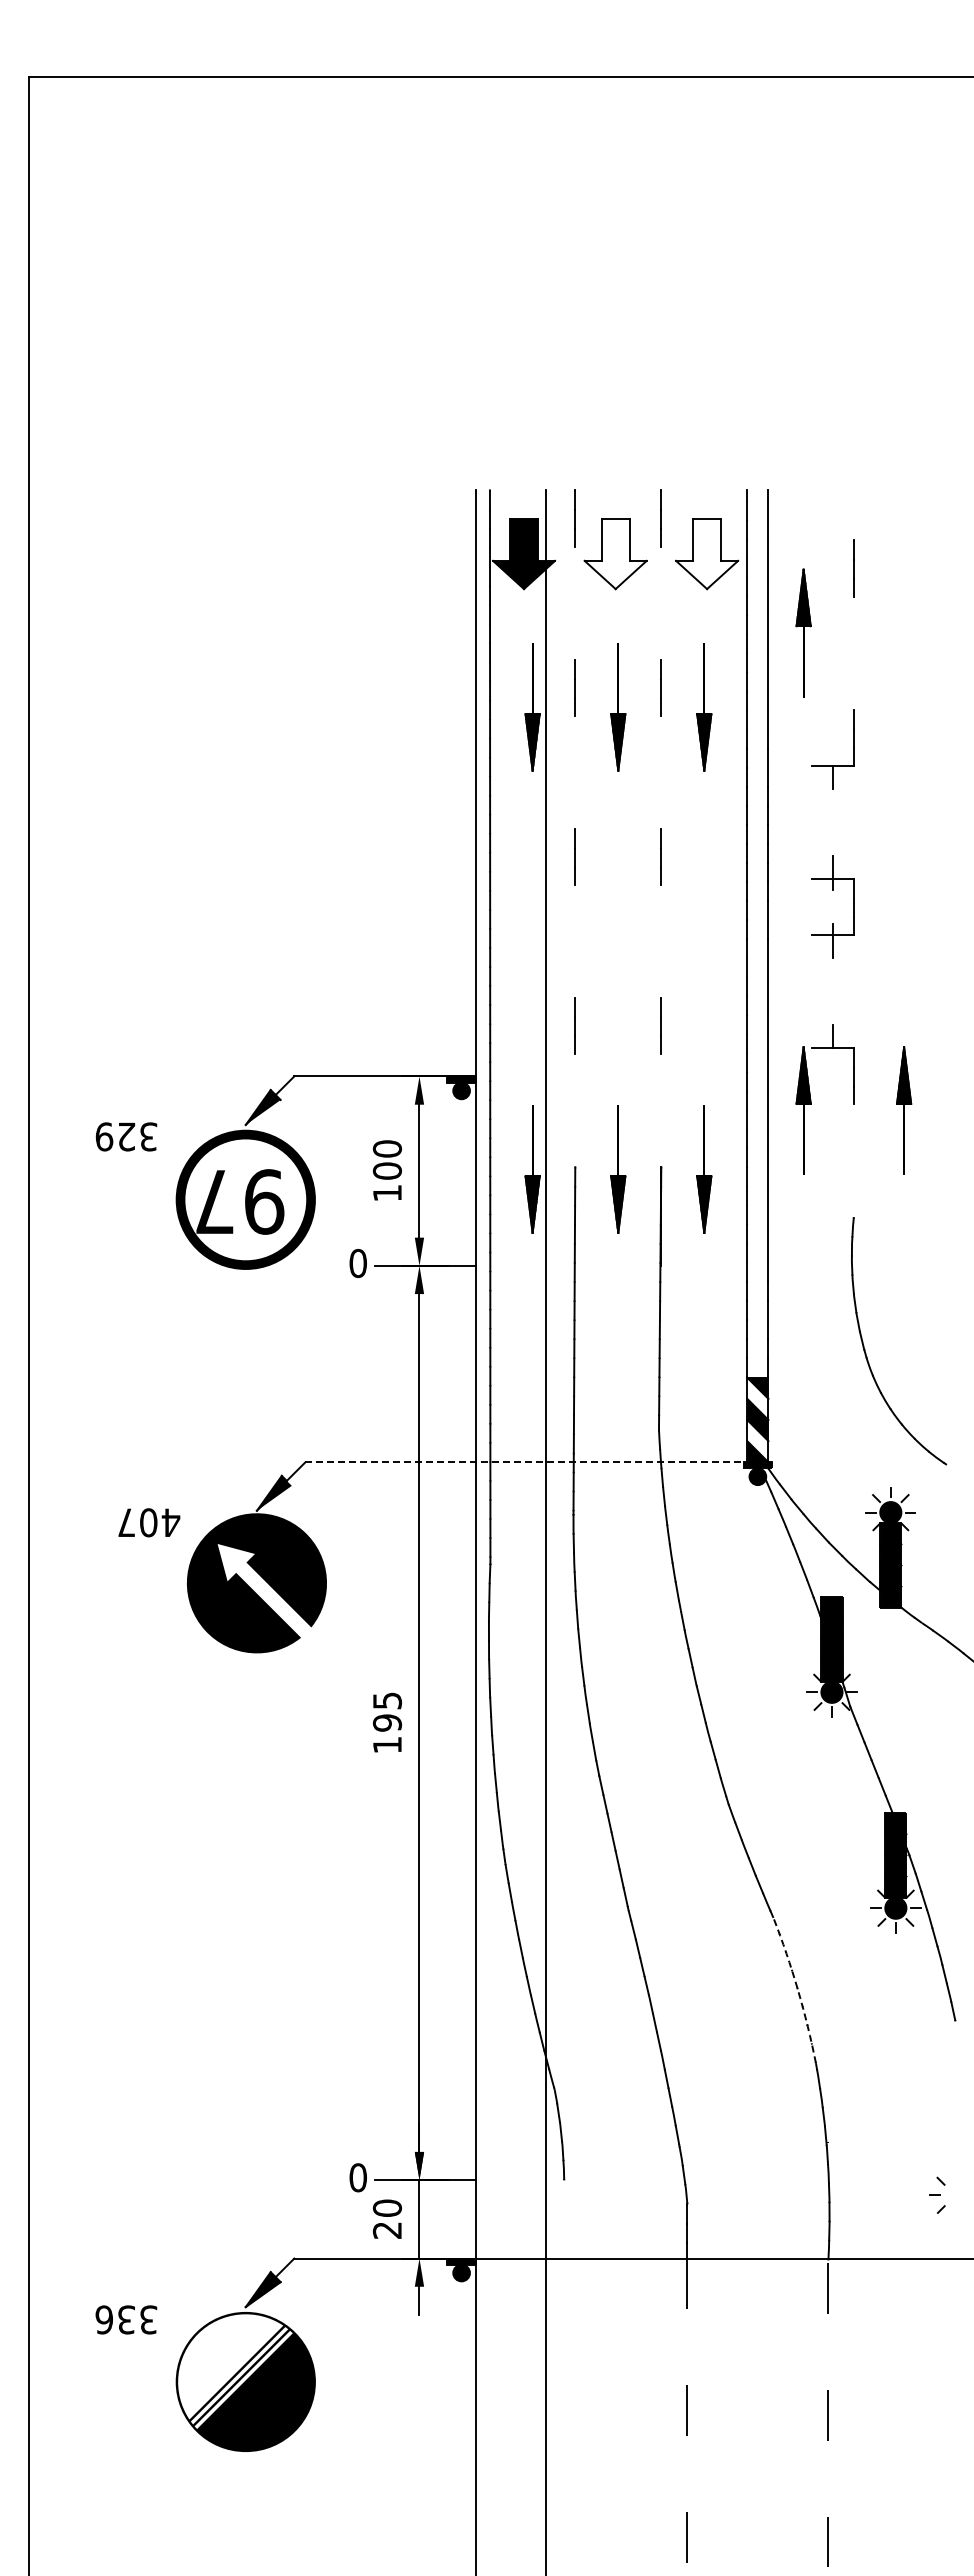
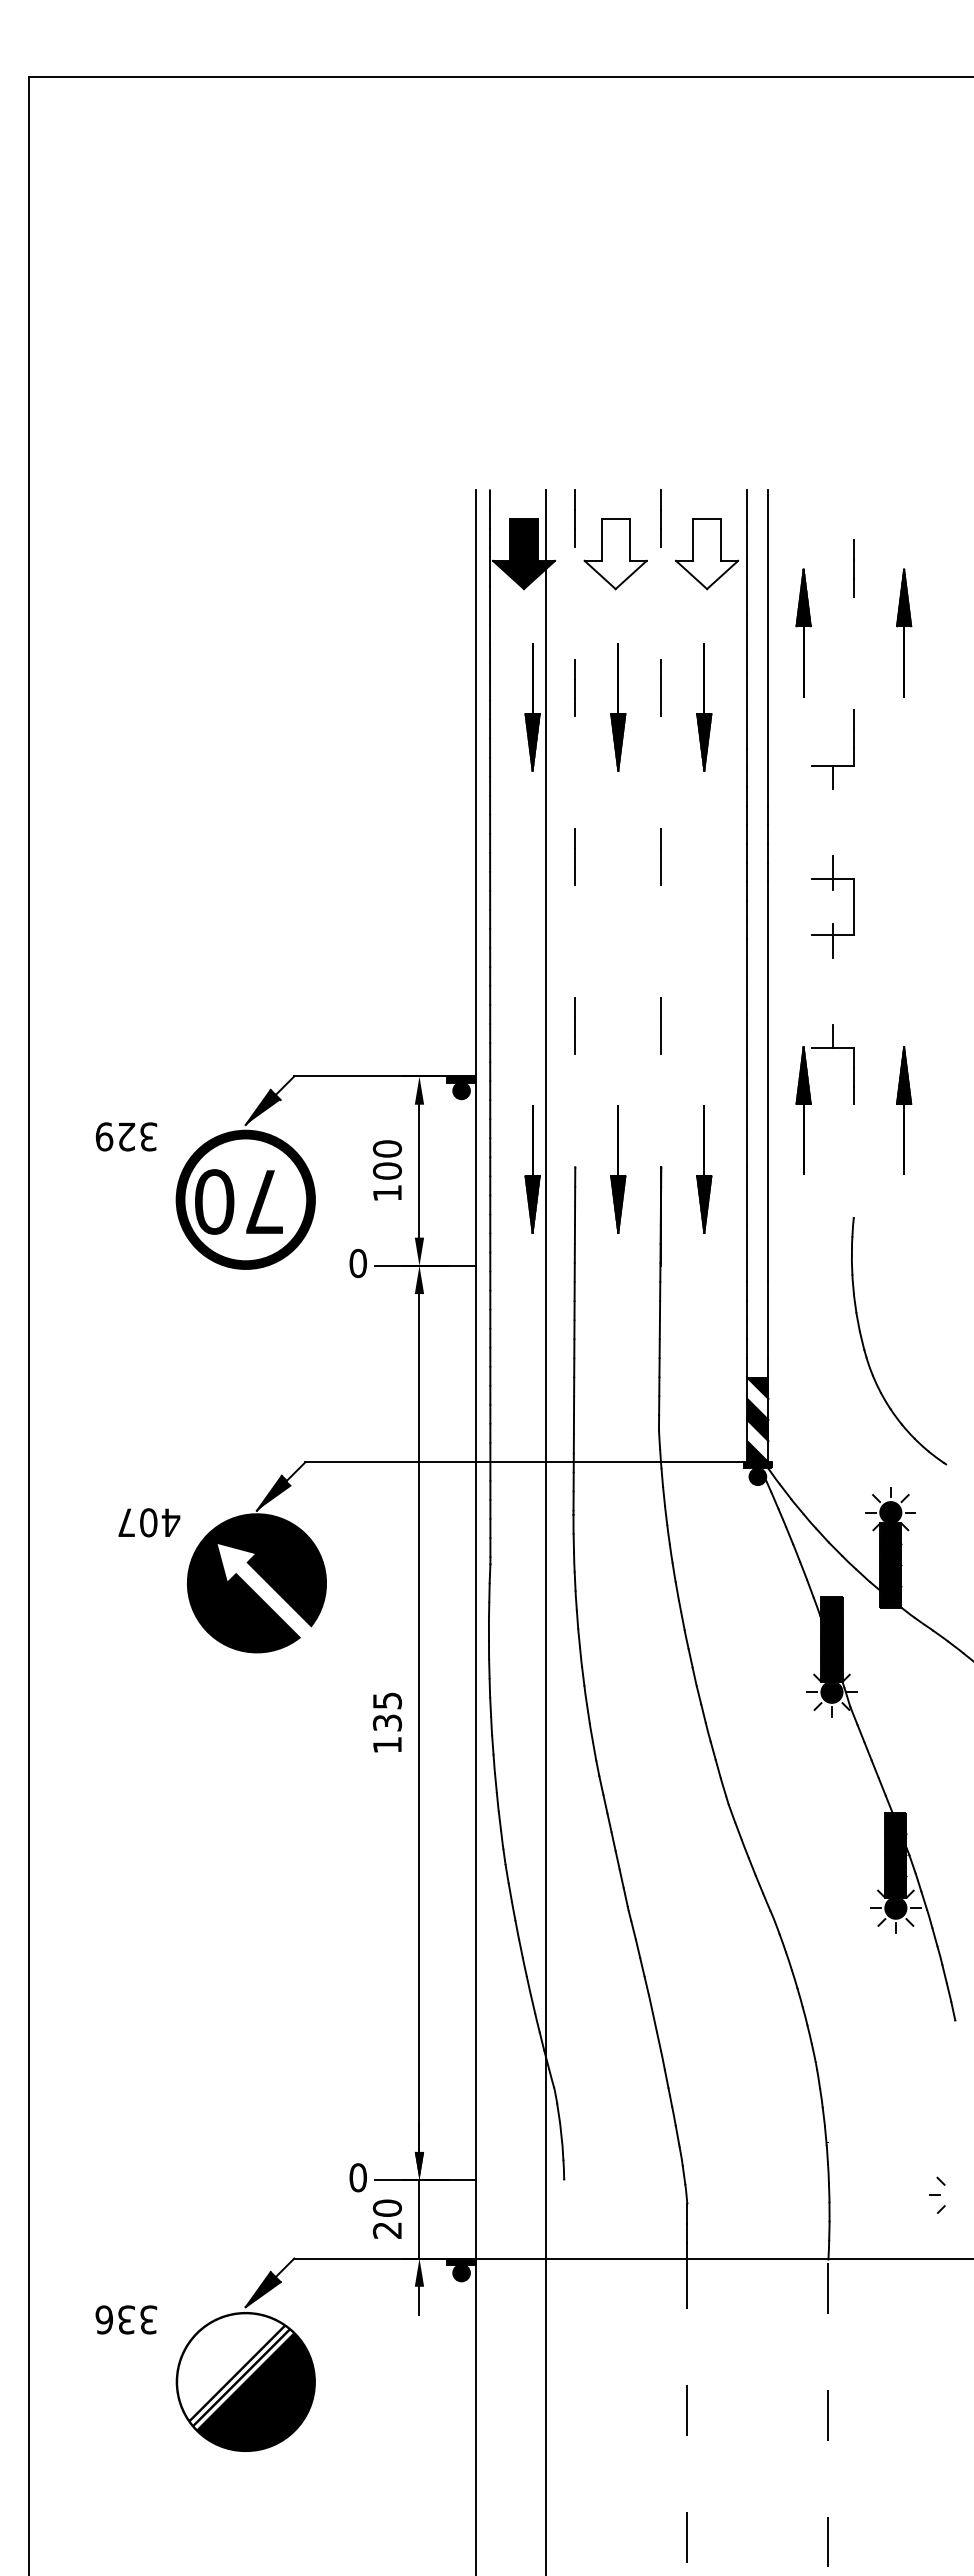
part: none -> present (904, 632)
text: 97 -> 70 (239, 1201)
line: dashed -> solid (532, 1462)
text: 195 -> 135 (387, 1722)
arc: dashed -> solid (797, 1989)
